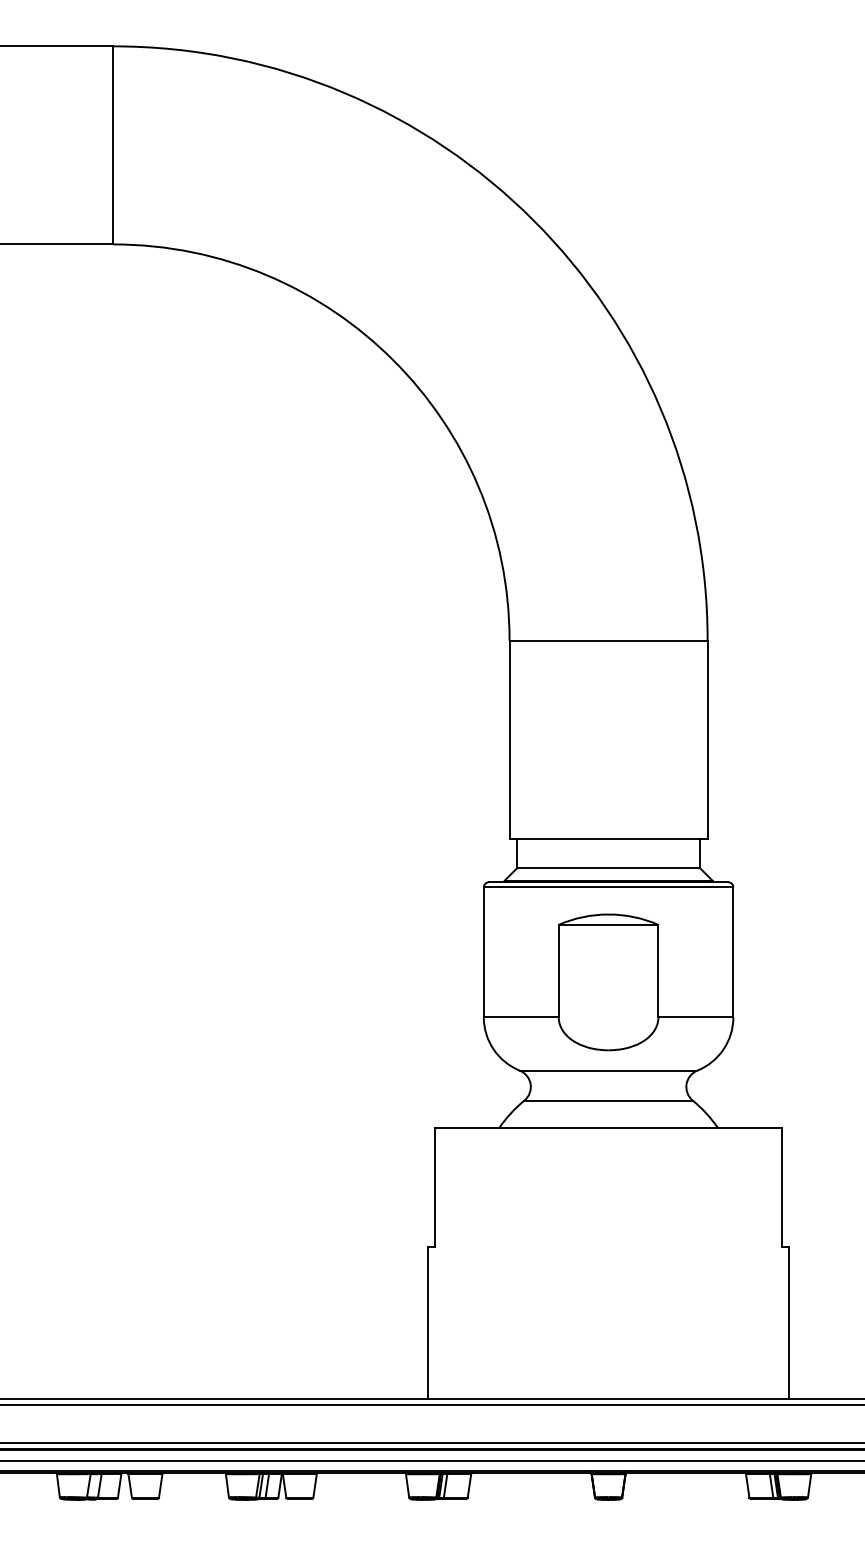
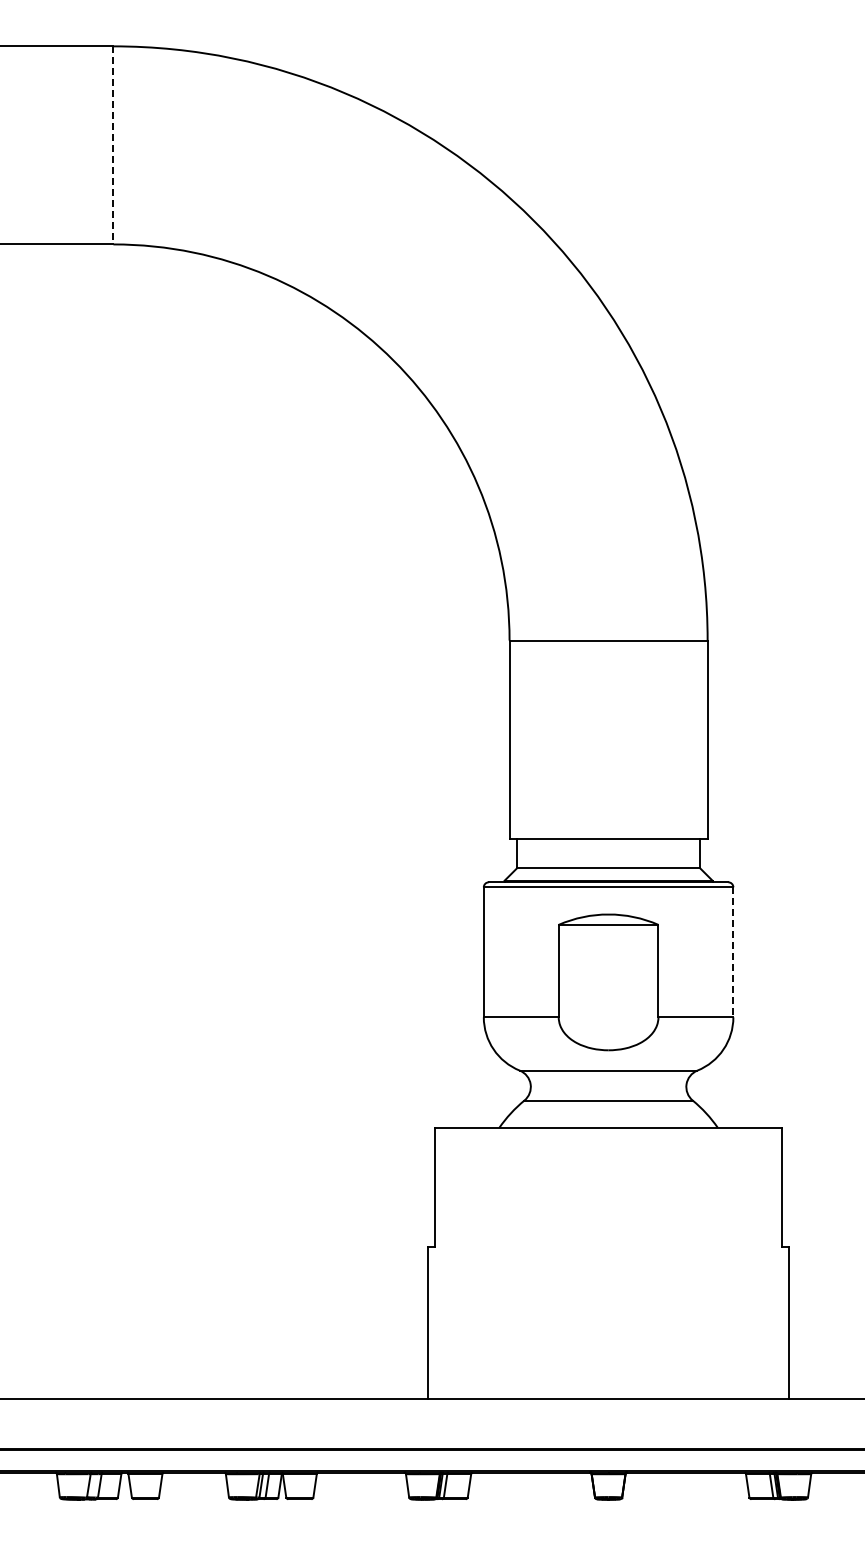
line: solid -> dashed (113, 145)
line: solid -> dashed (733, 952)
line: present -> none (431, 1405)
line: present -> none (431, 1443)
line: present -> none (431, 1460)
